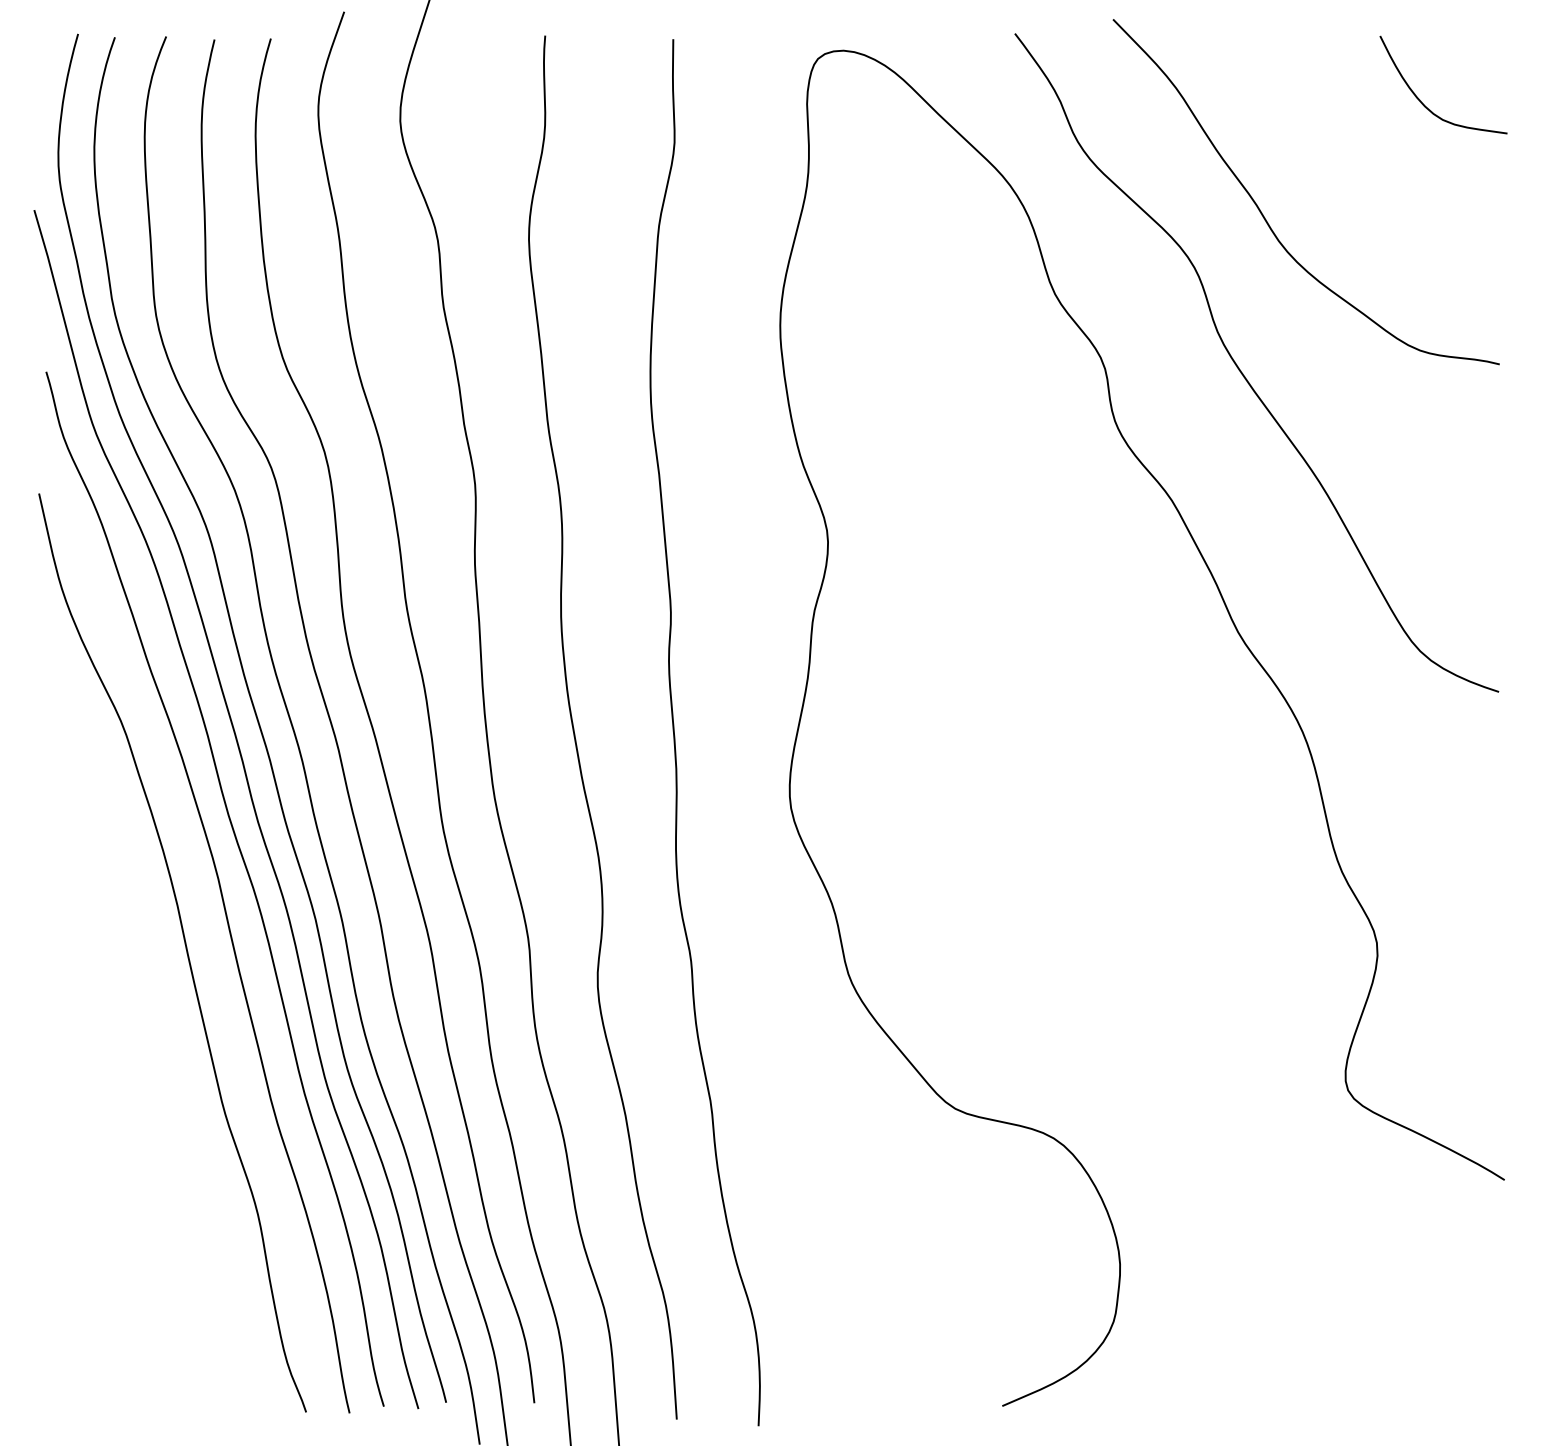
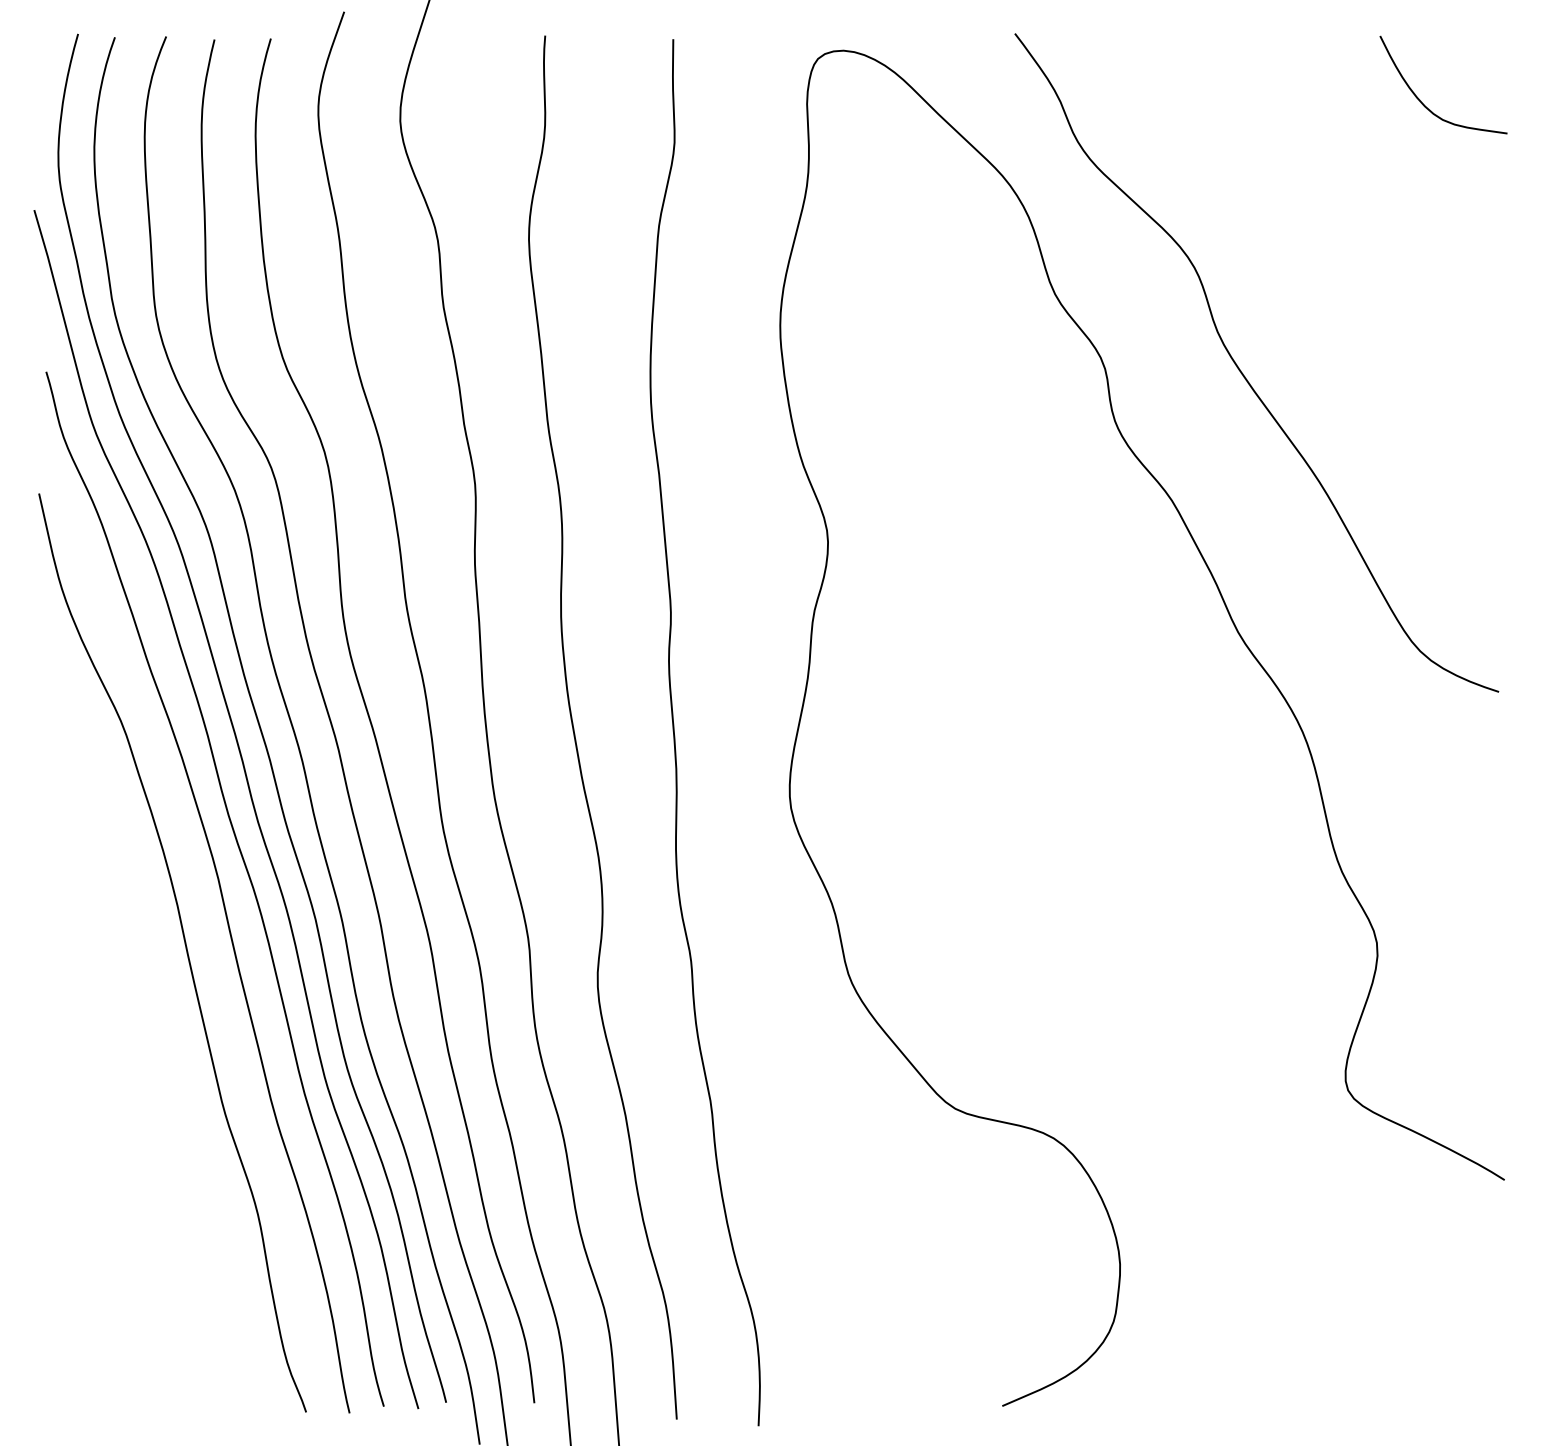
curve: present -> none (1265, 217)
